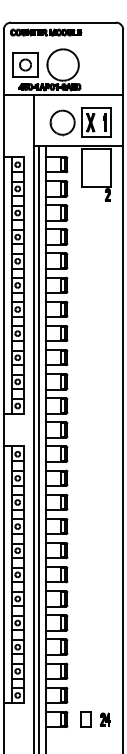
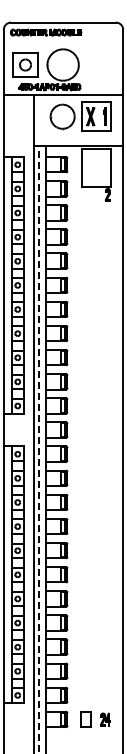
part position: (80, 122) -> (80, 116) (80, 116)
line: solid -> dashed (38, 449)
